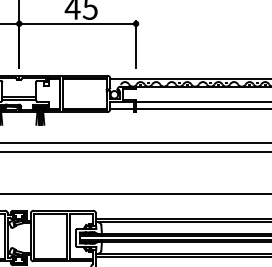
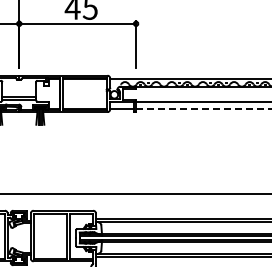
line: solid -> dashed (203, 108)
line: present -> none (135, 142)
line: present -> none (135, 151)
